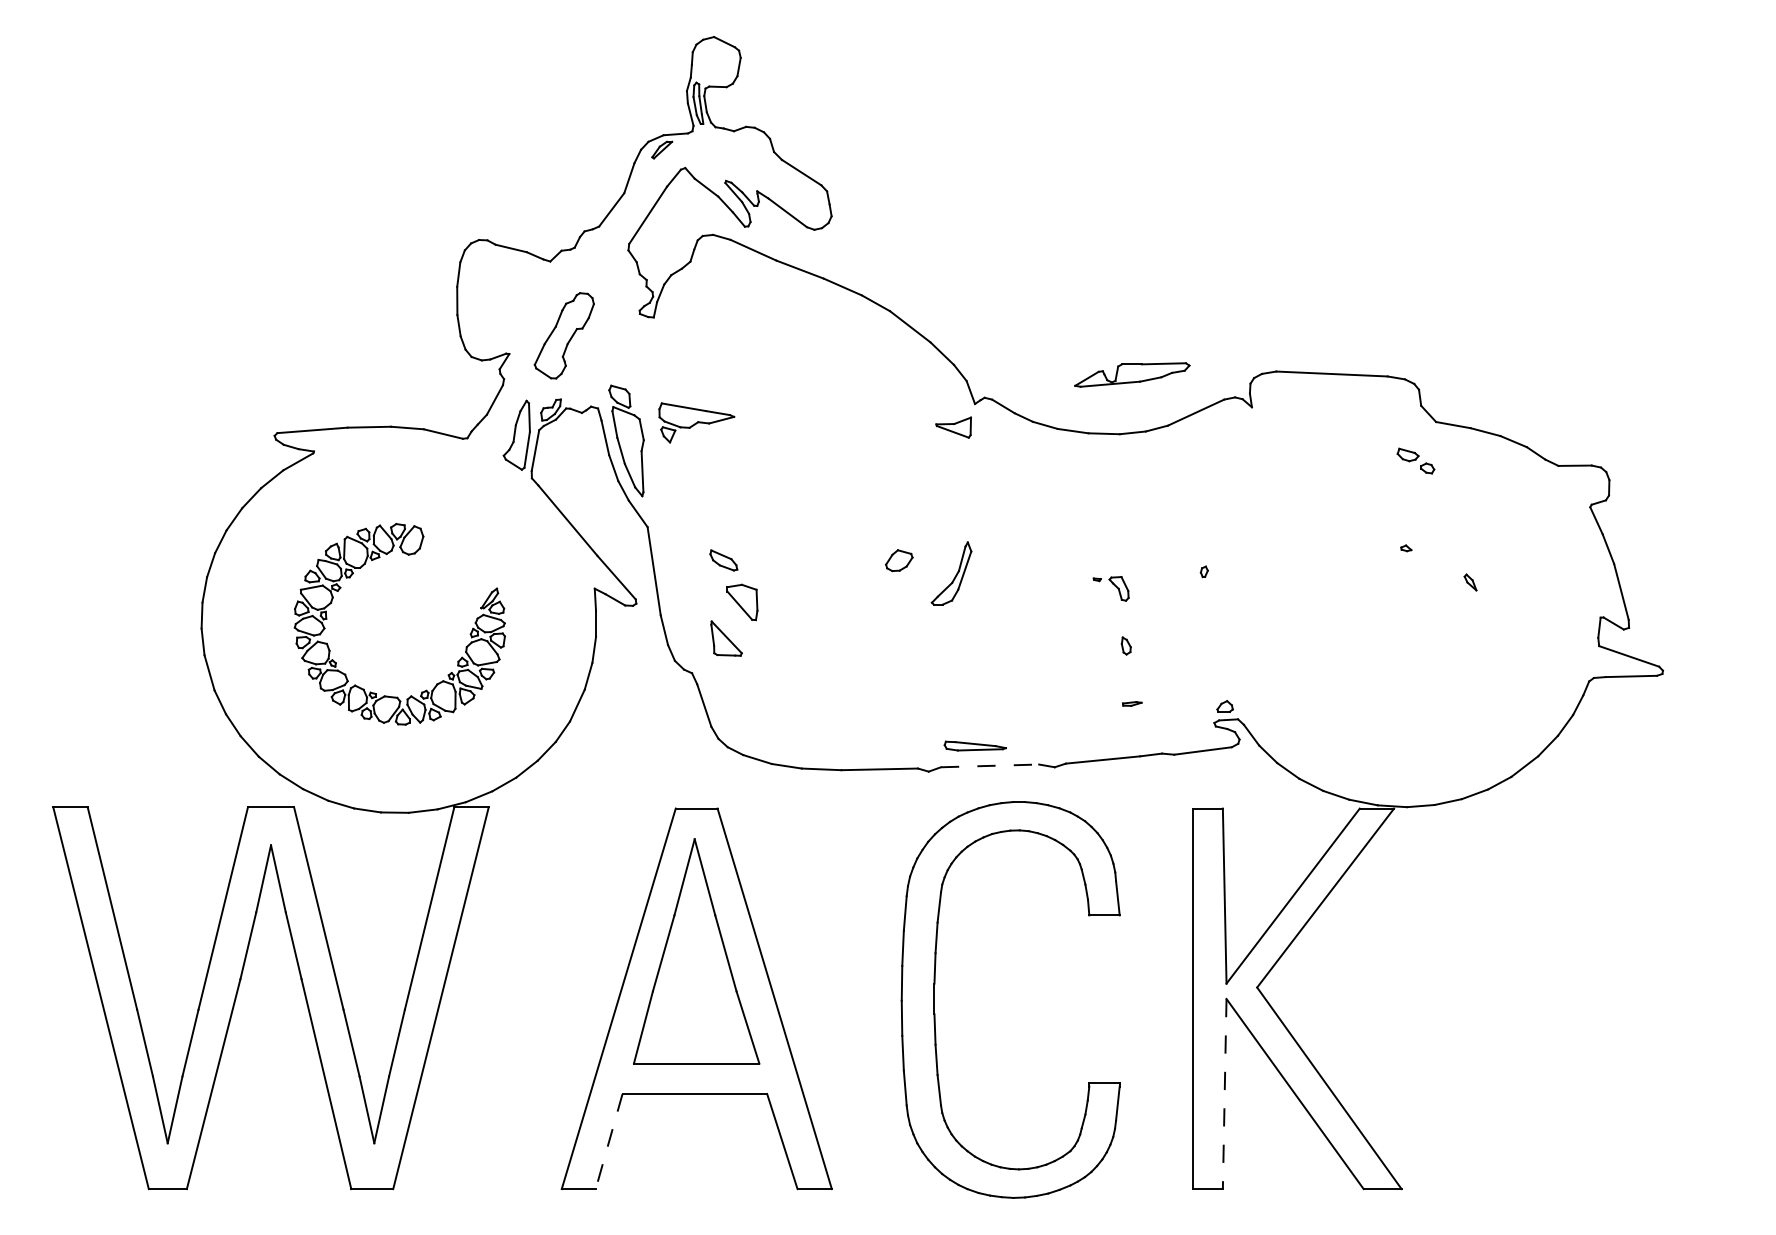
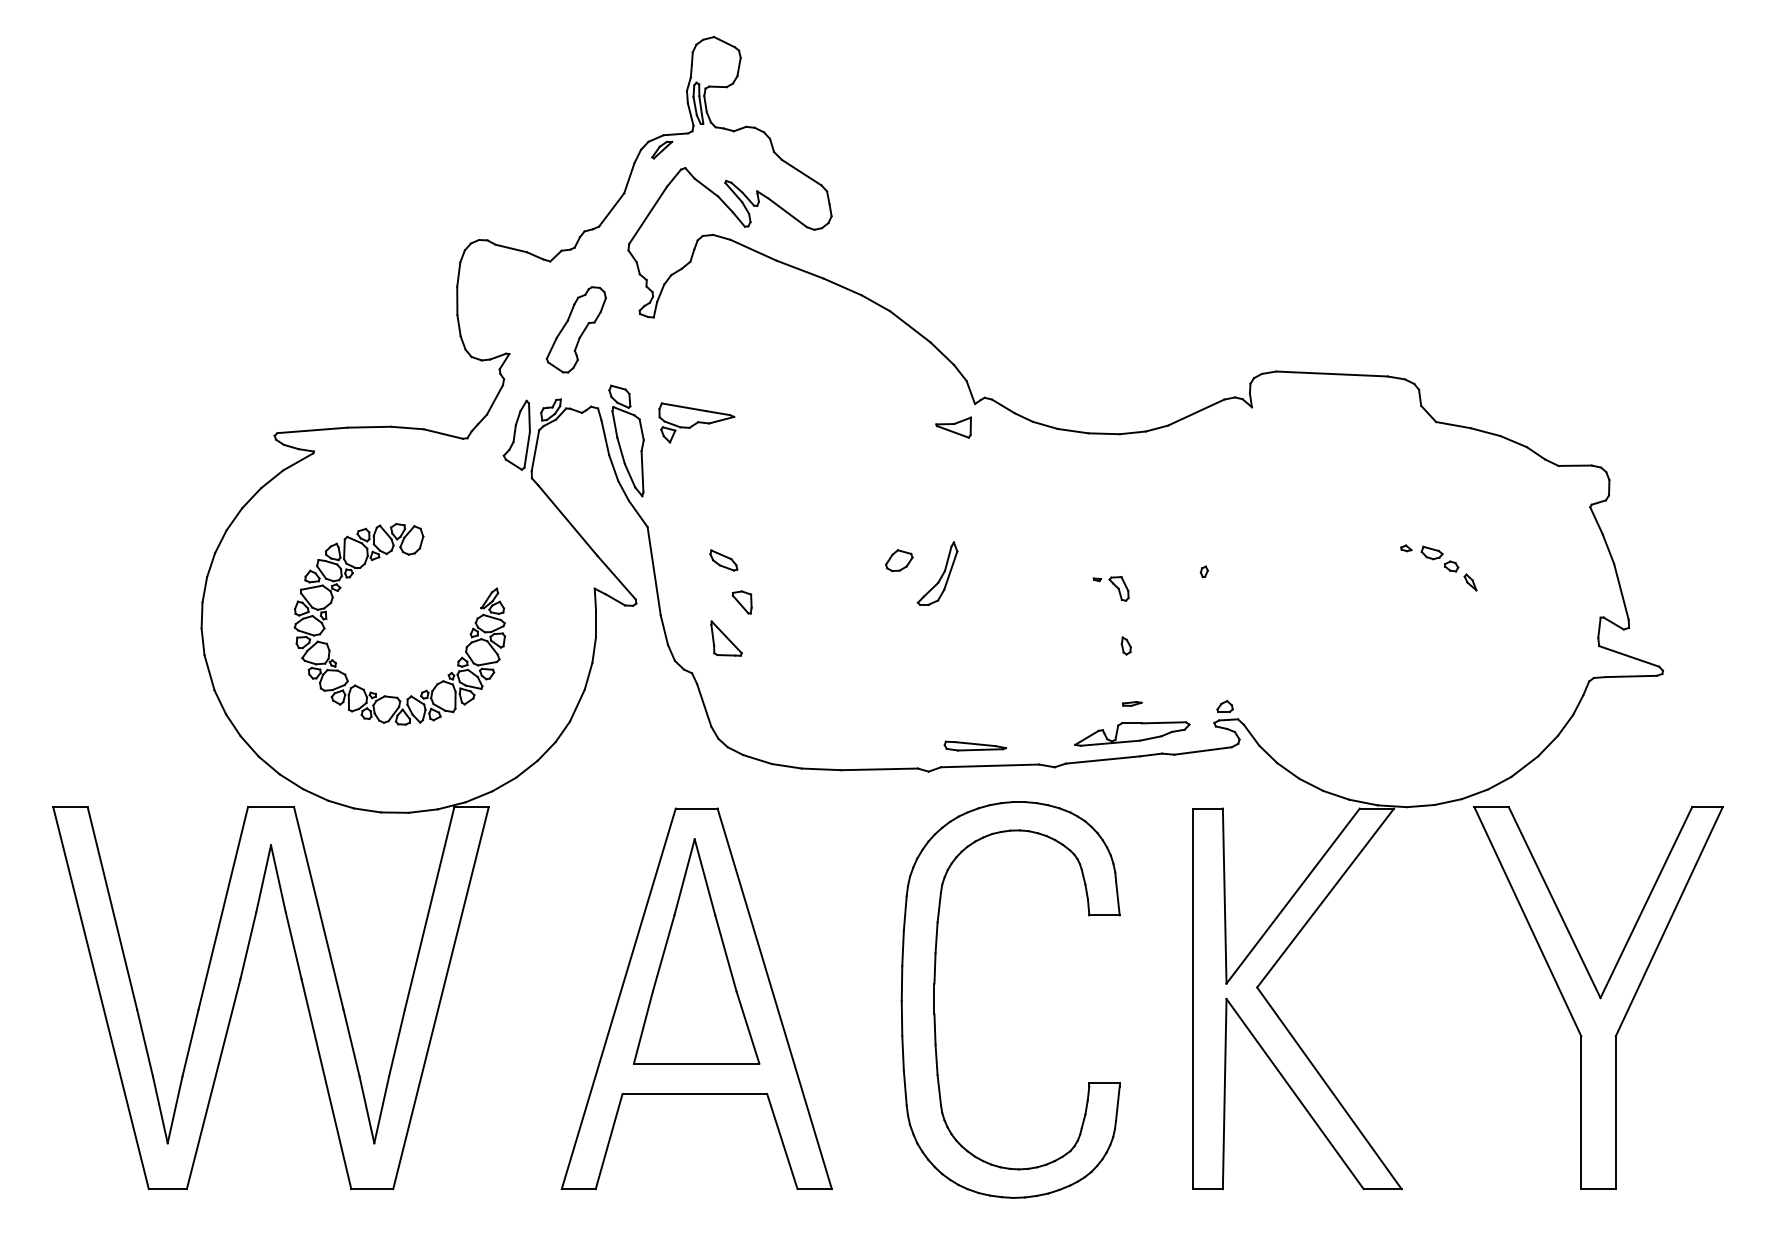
part position: (563, 335) -> (575, 329) (575, 329)
part position: (1132, 374) -> (1132, 733) (1132, 733)
part position: (1415, 460) -> (1439, 558) (1439, 558)
part position: (951, 573) -> (937, 573) (937, 573)
part size: 33x39 px -> 22x25 px (741, 602)
line: dashed -> solid (990, 765)
part: none -> present (1598, 997)
line: dashed -> solid (1224, 1094)
line: dashed -> solid (609, 1142)
